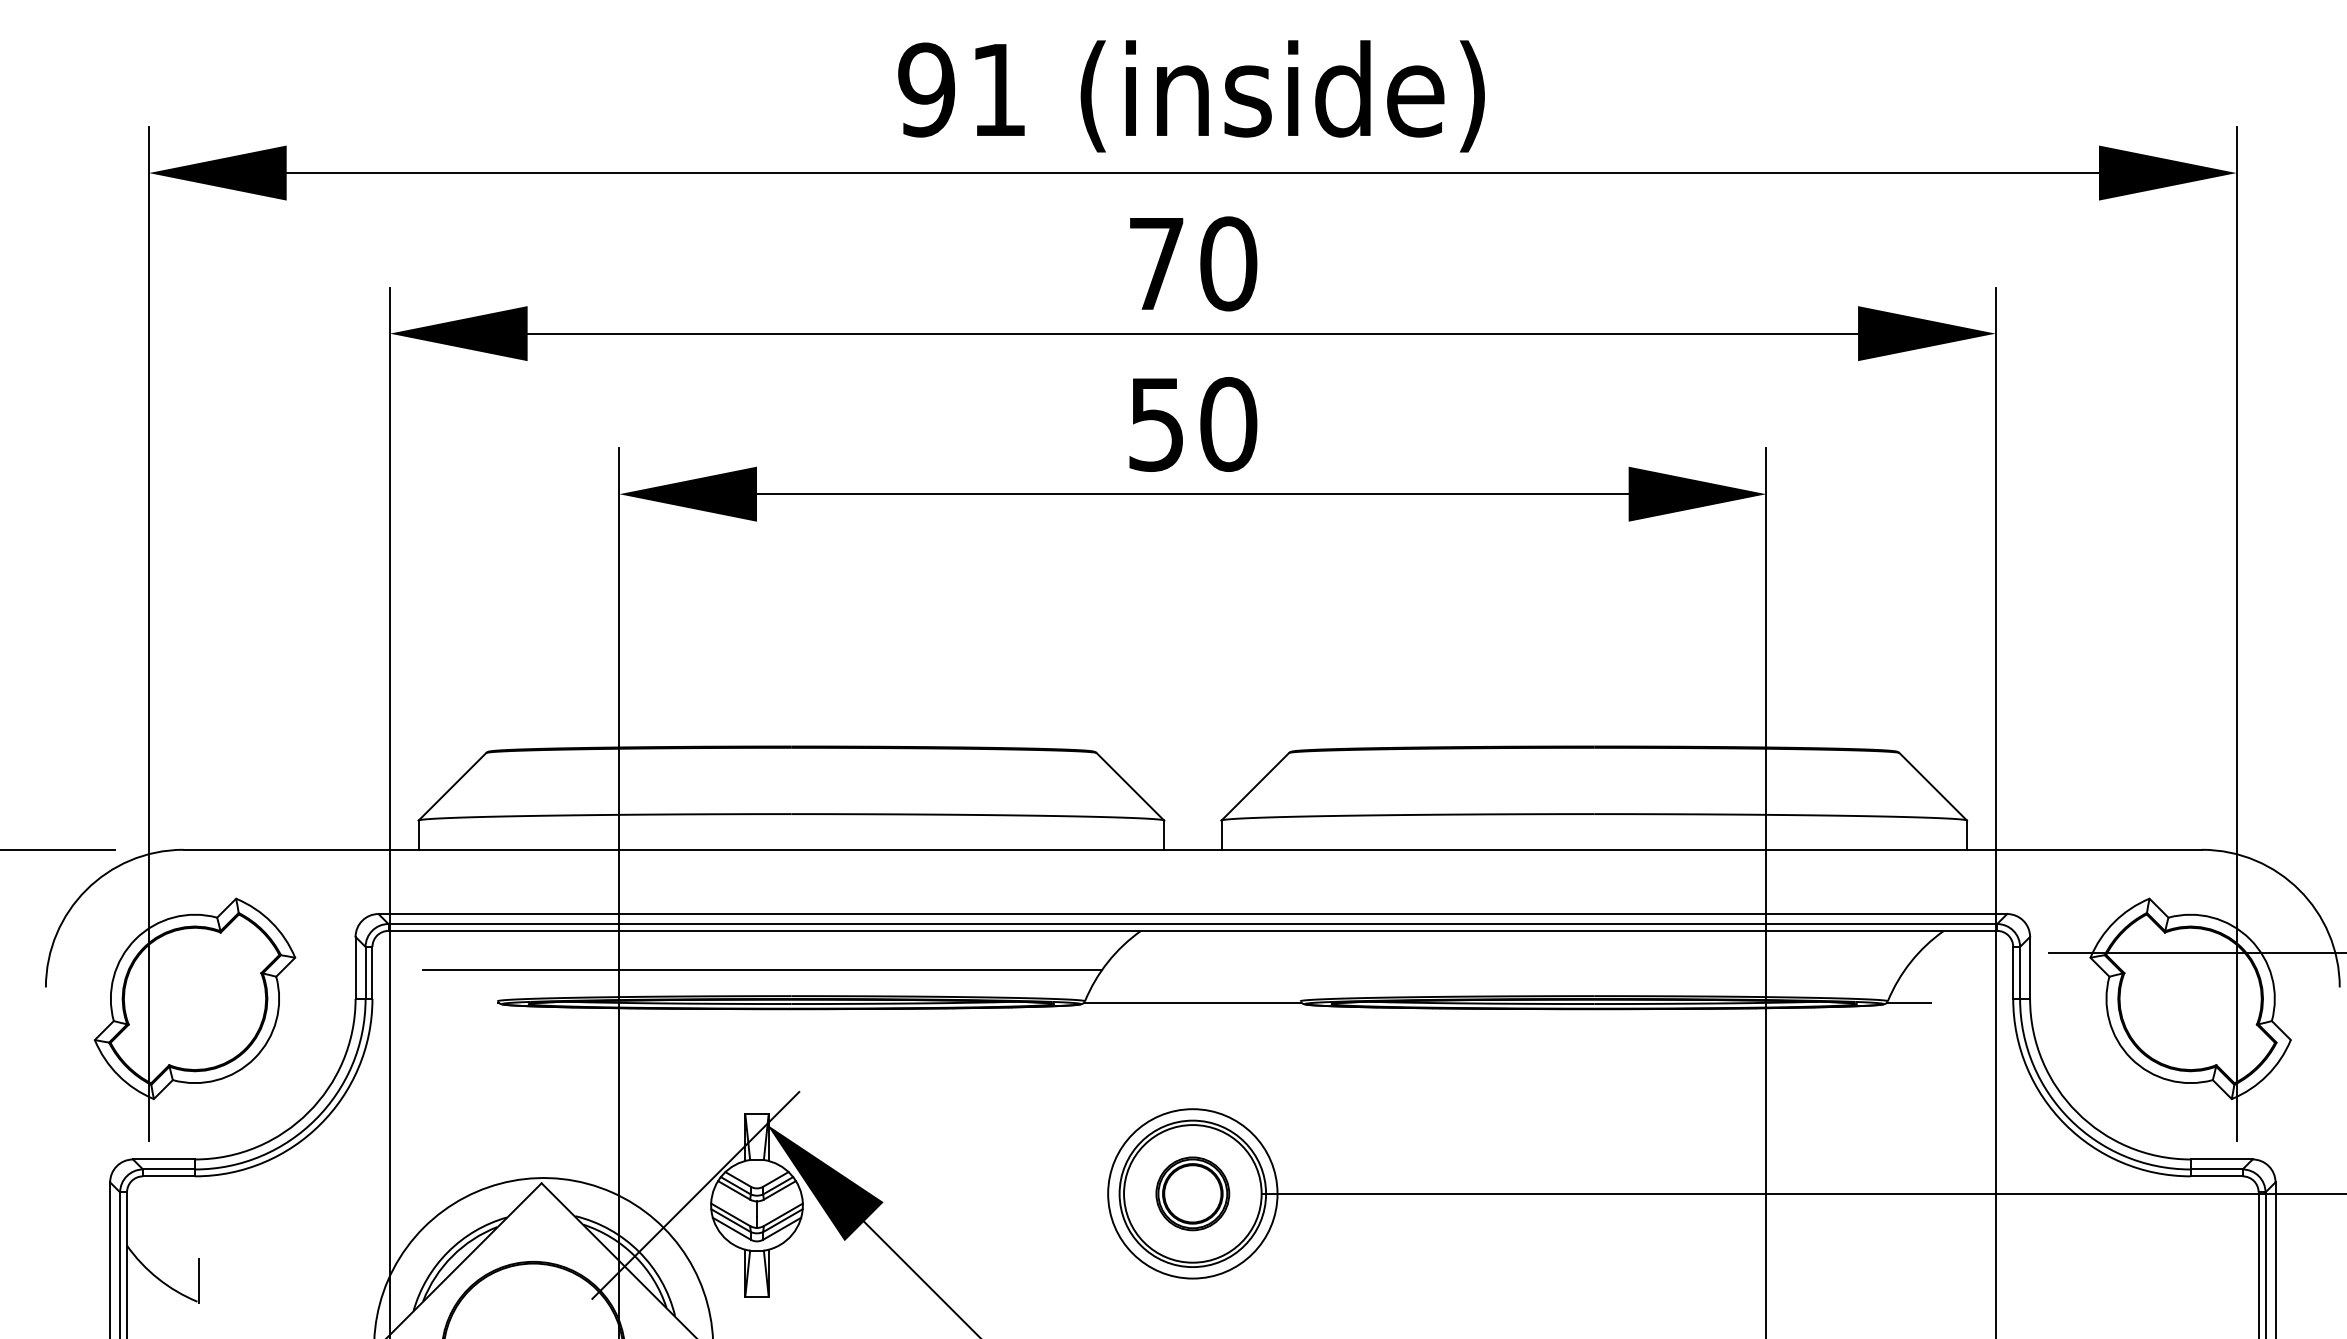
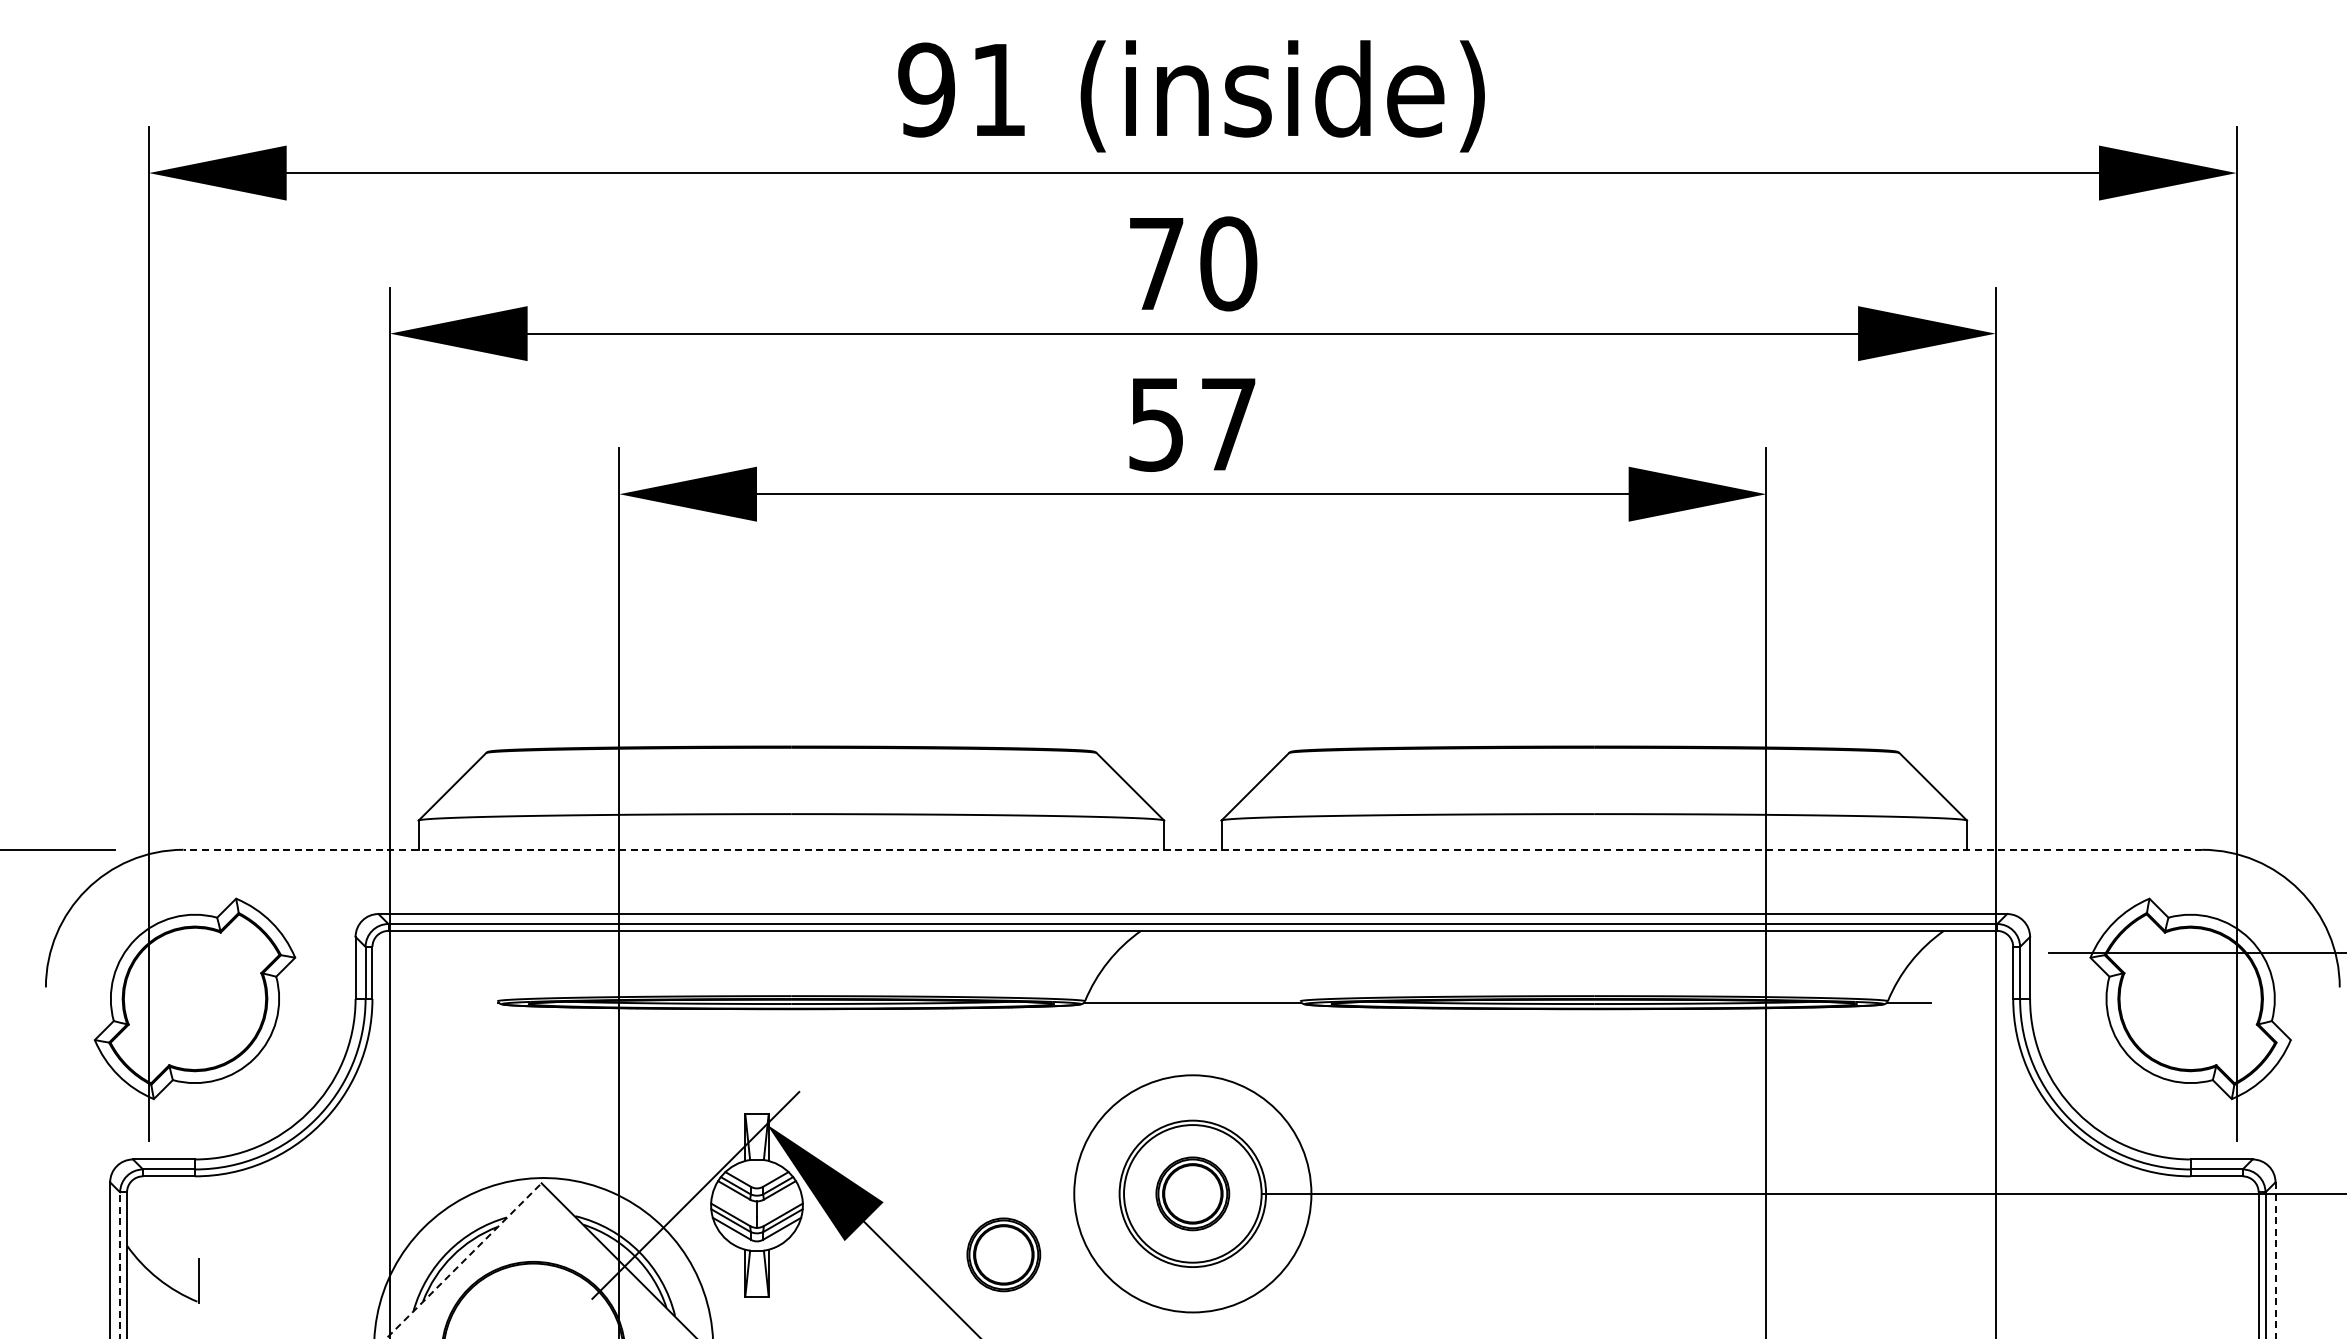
text: 50 -> 57 (1228, 424)
line: solid -> dashed (1192, 849)
line: present -> none (762, 970)
circle diameter: 169 px -> 237 px (1192, 1193)
part: none -> present (1003, 1254)
line: solid -> dashed (464, 1260)
line: solid -> dashed (2275, 1260)
line: solid -> dashed (120, 1265)
